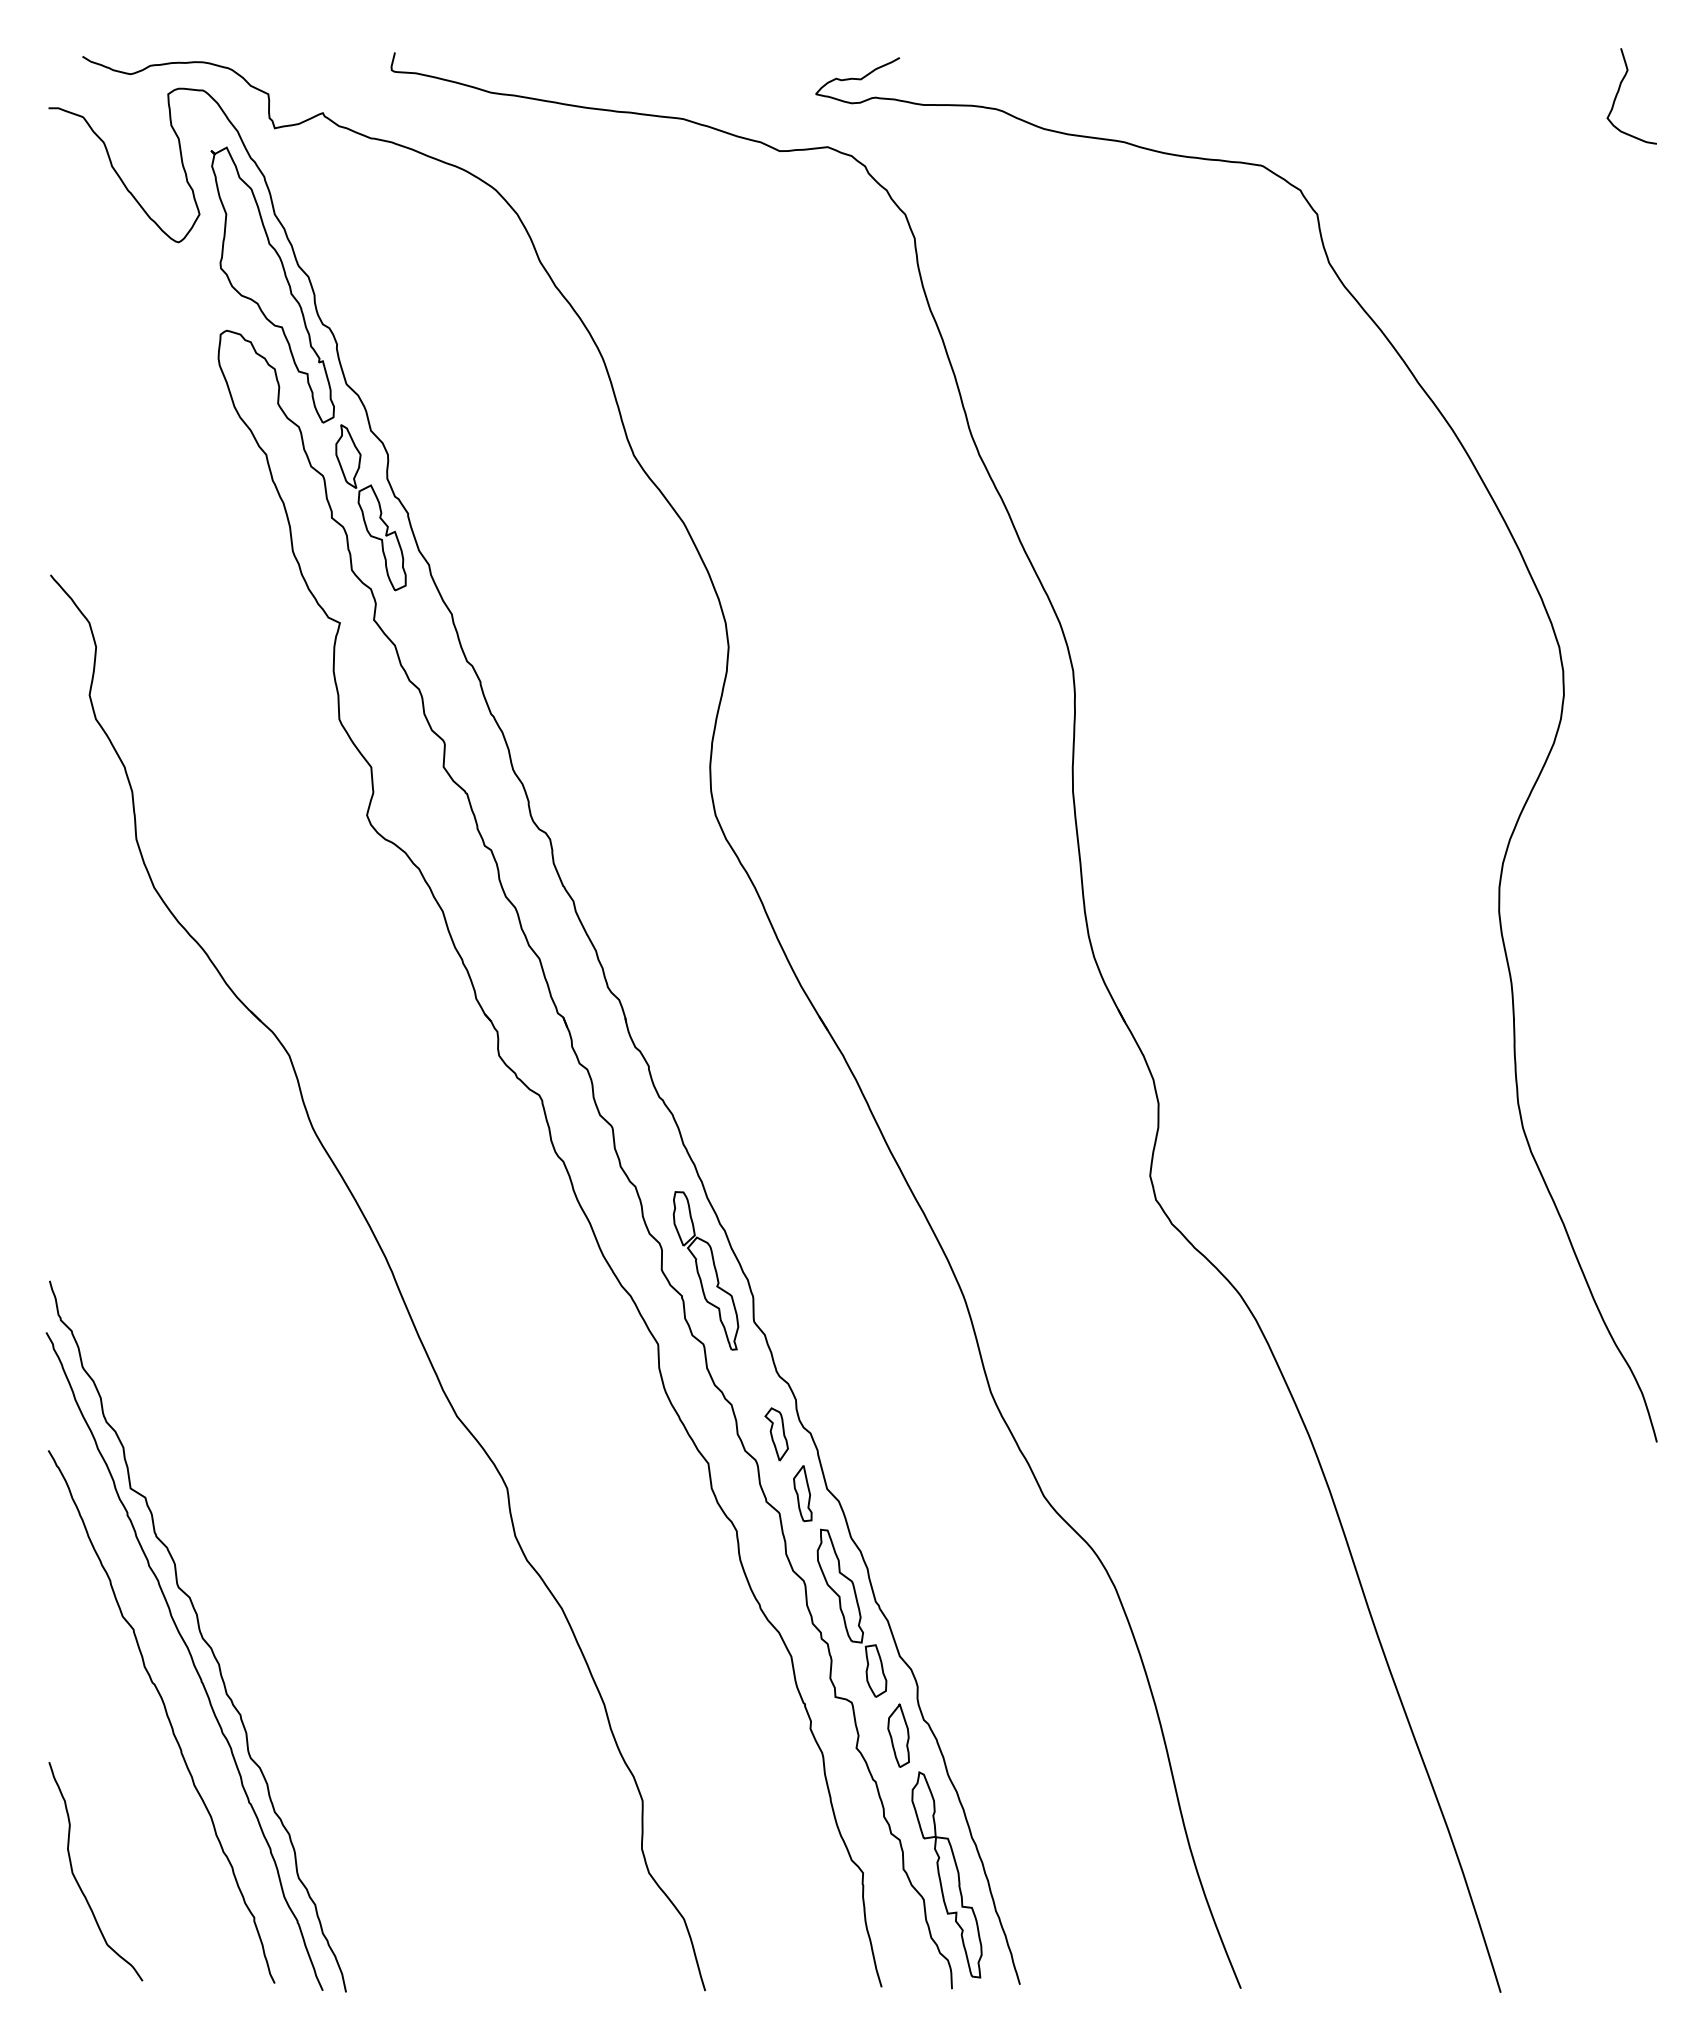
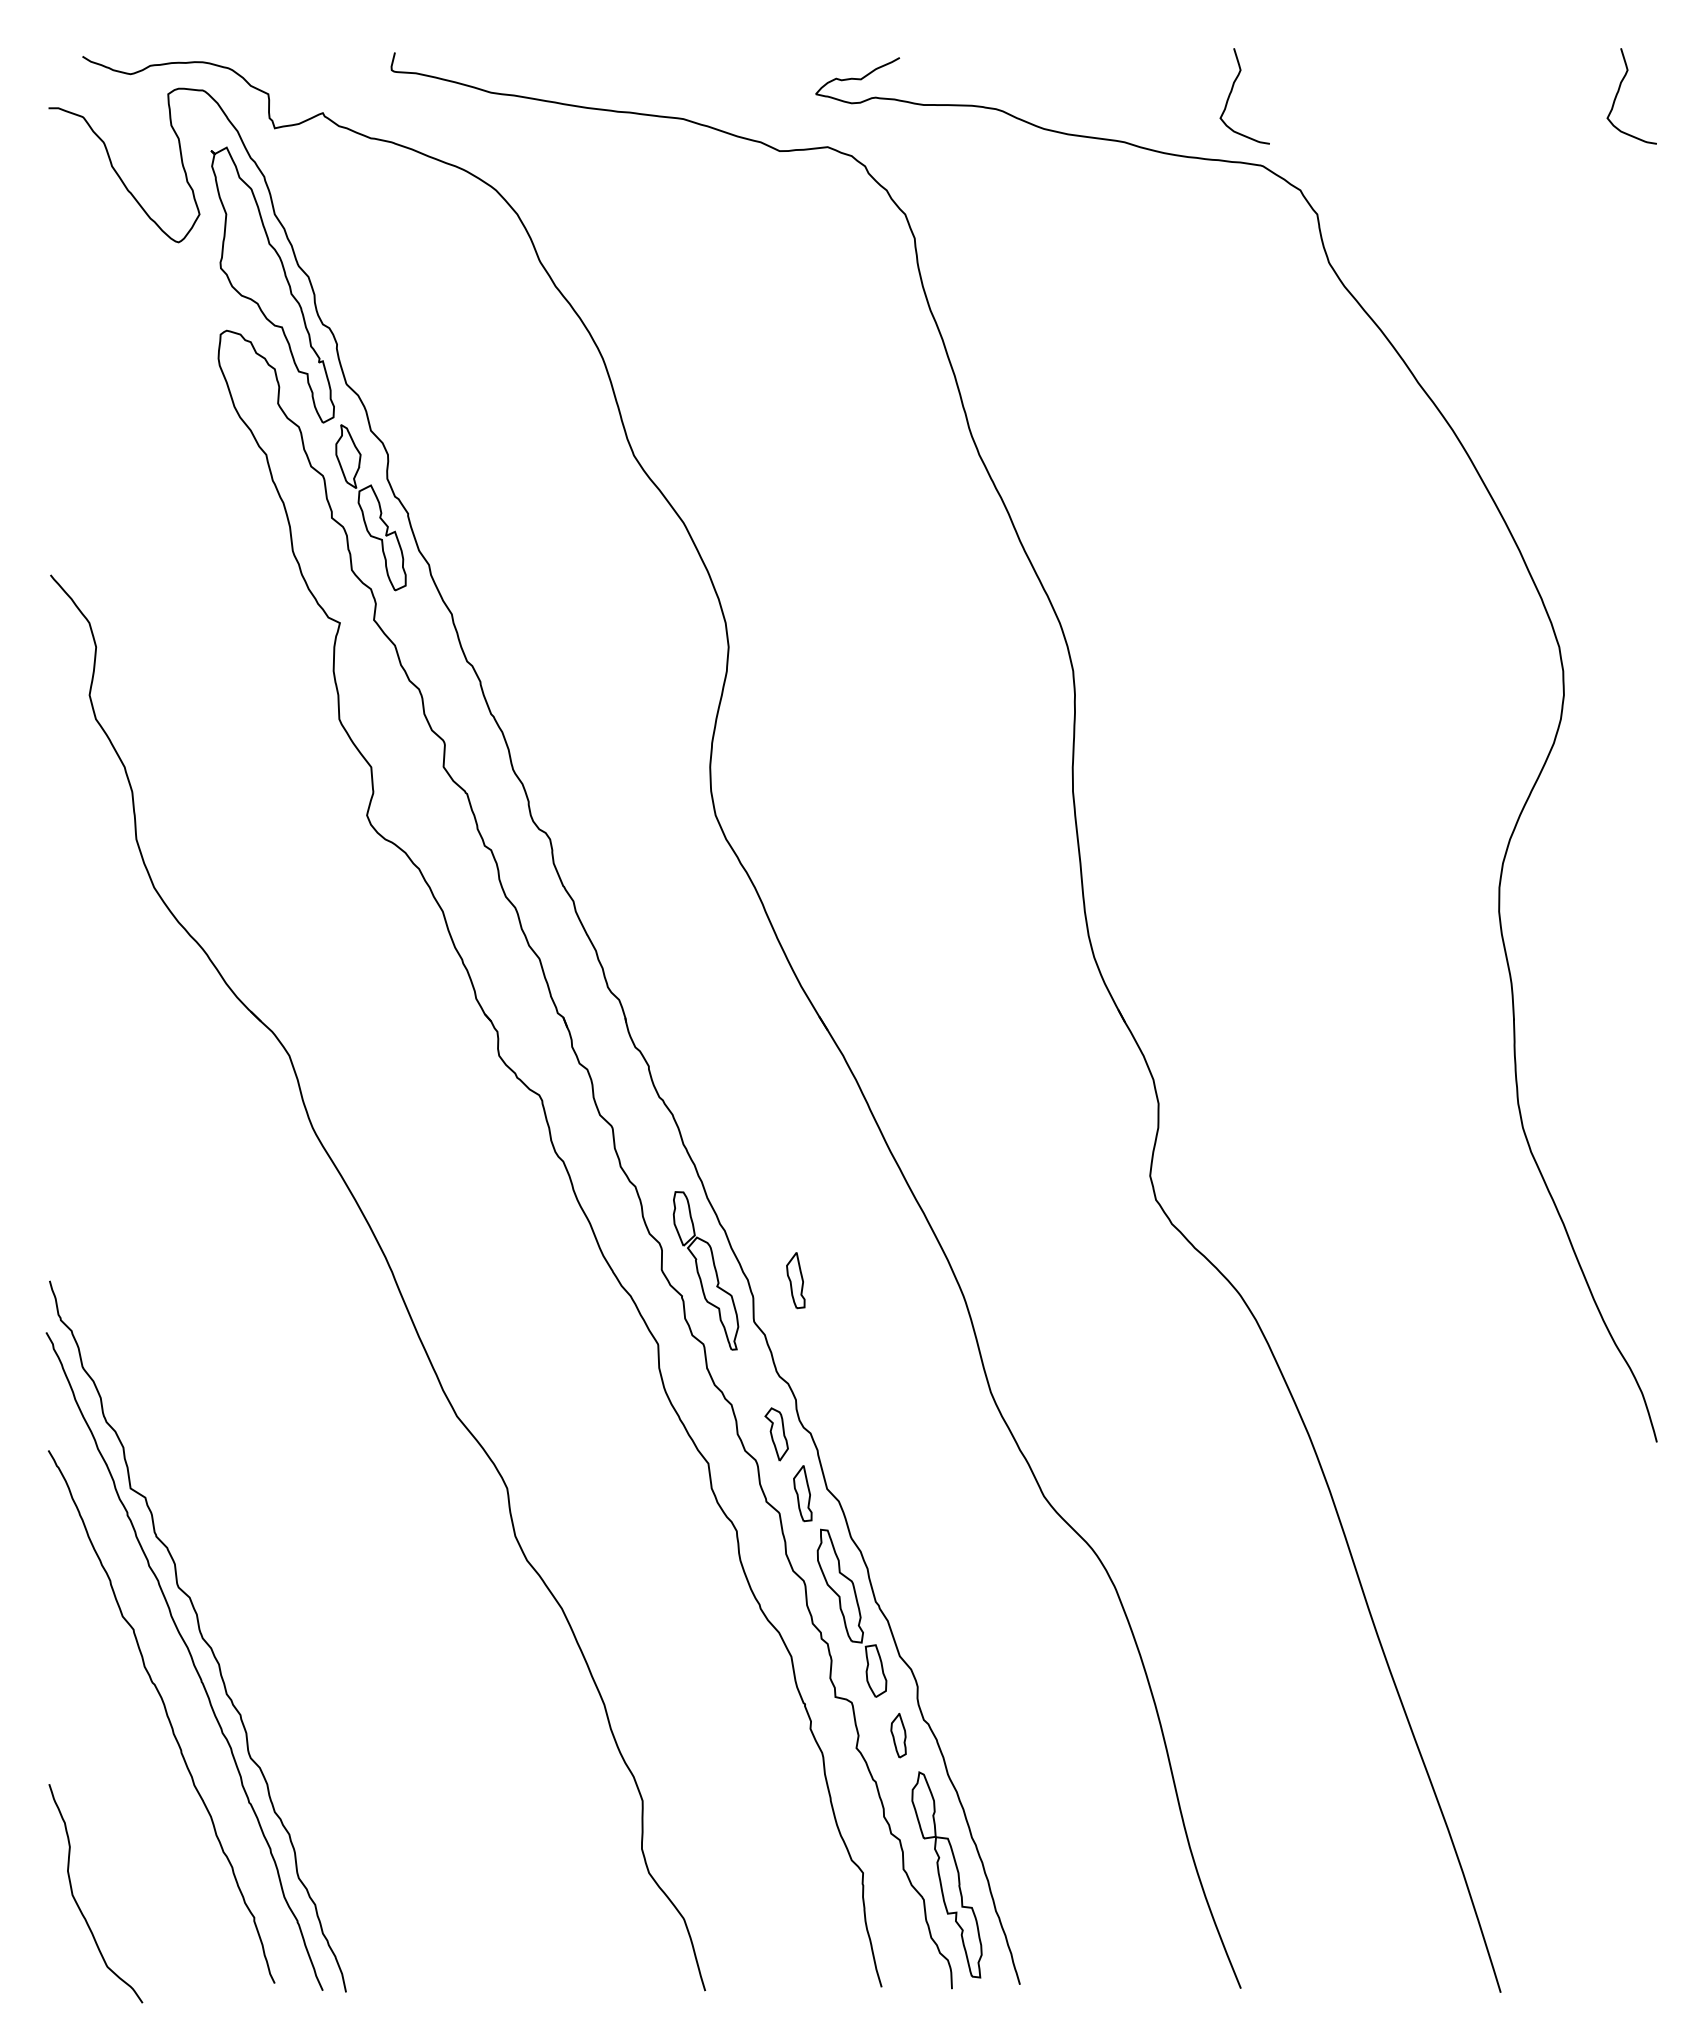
curve: none -> present (1232, 91)
part: none -> present (795, 1280)
part size: 23x65 px -> 17x47 px (898, 1735)
curve position: (77, 1880) -> (77, 1902) (77, 1902)
